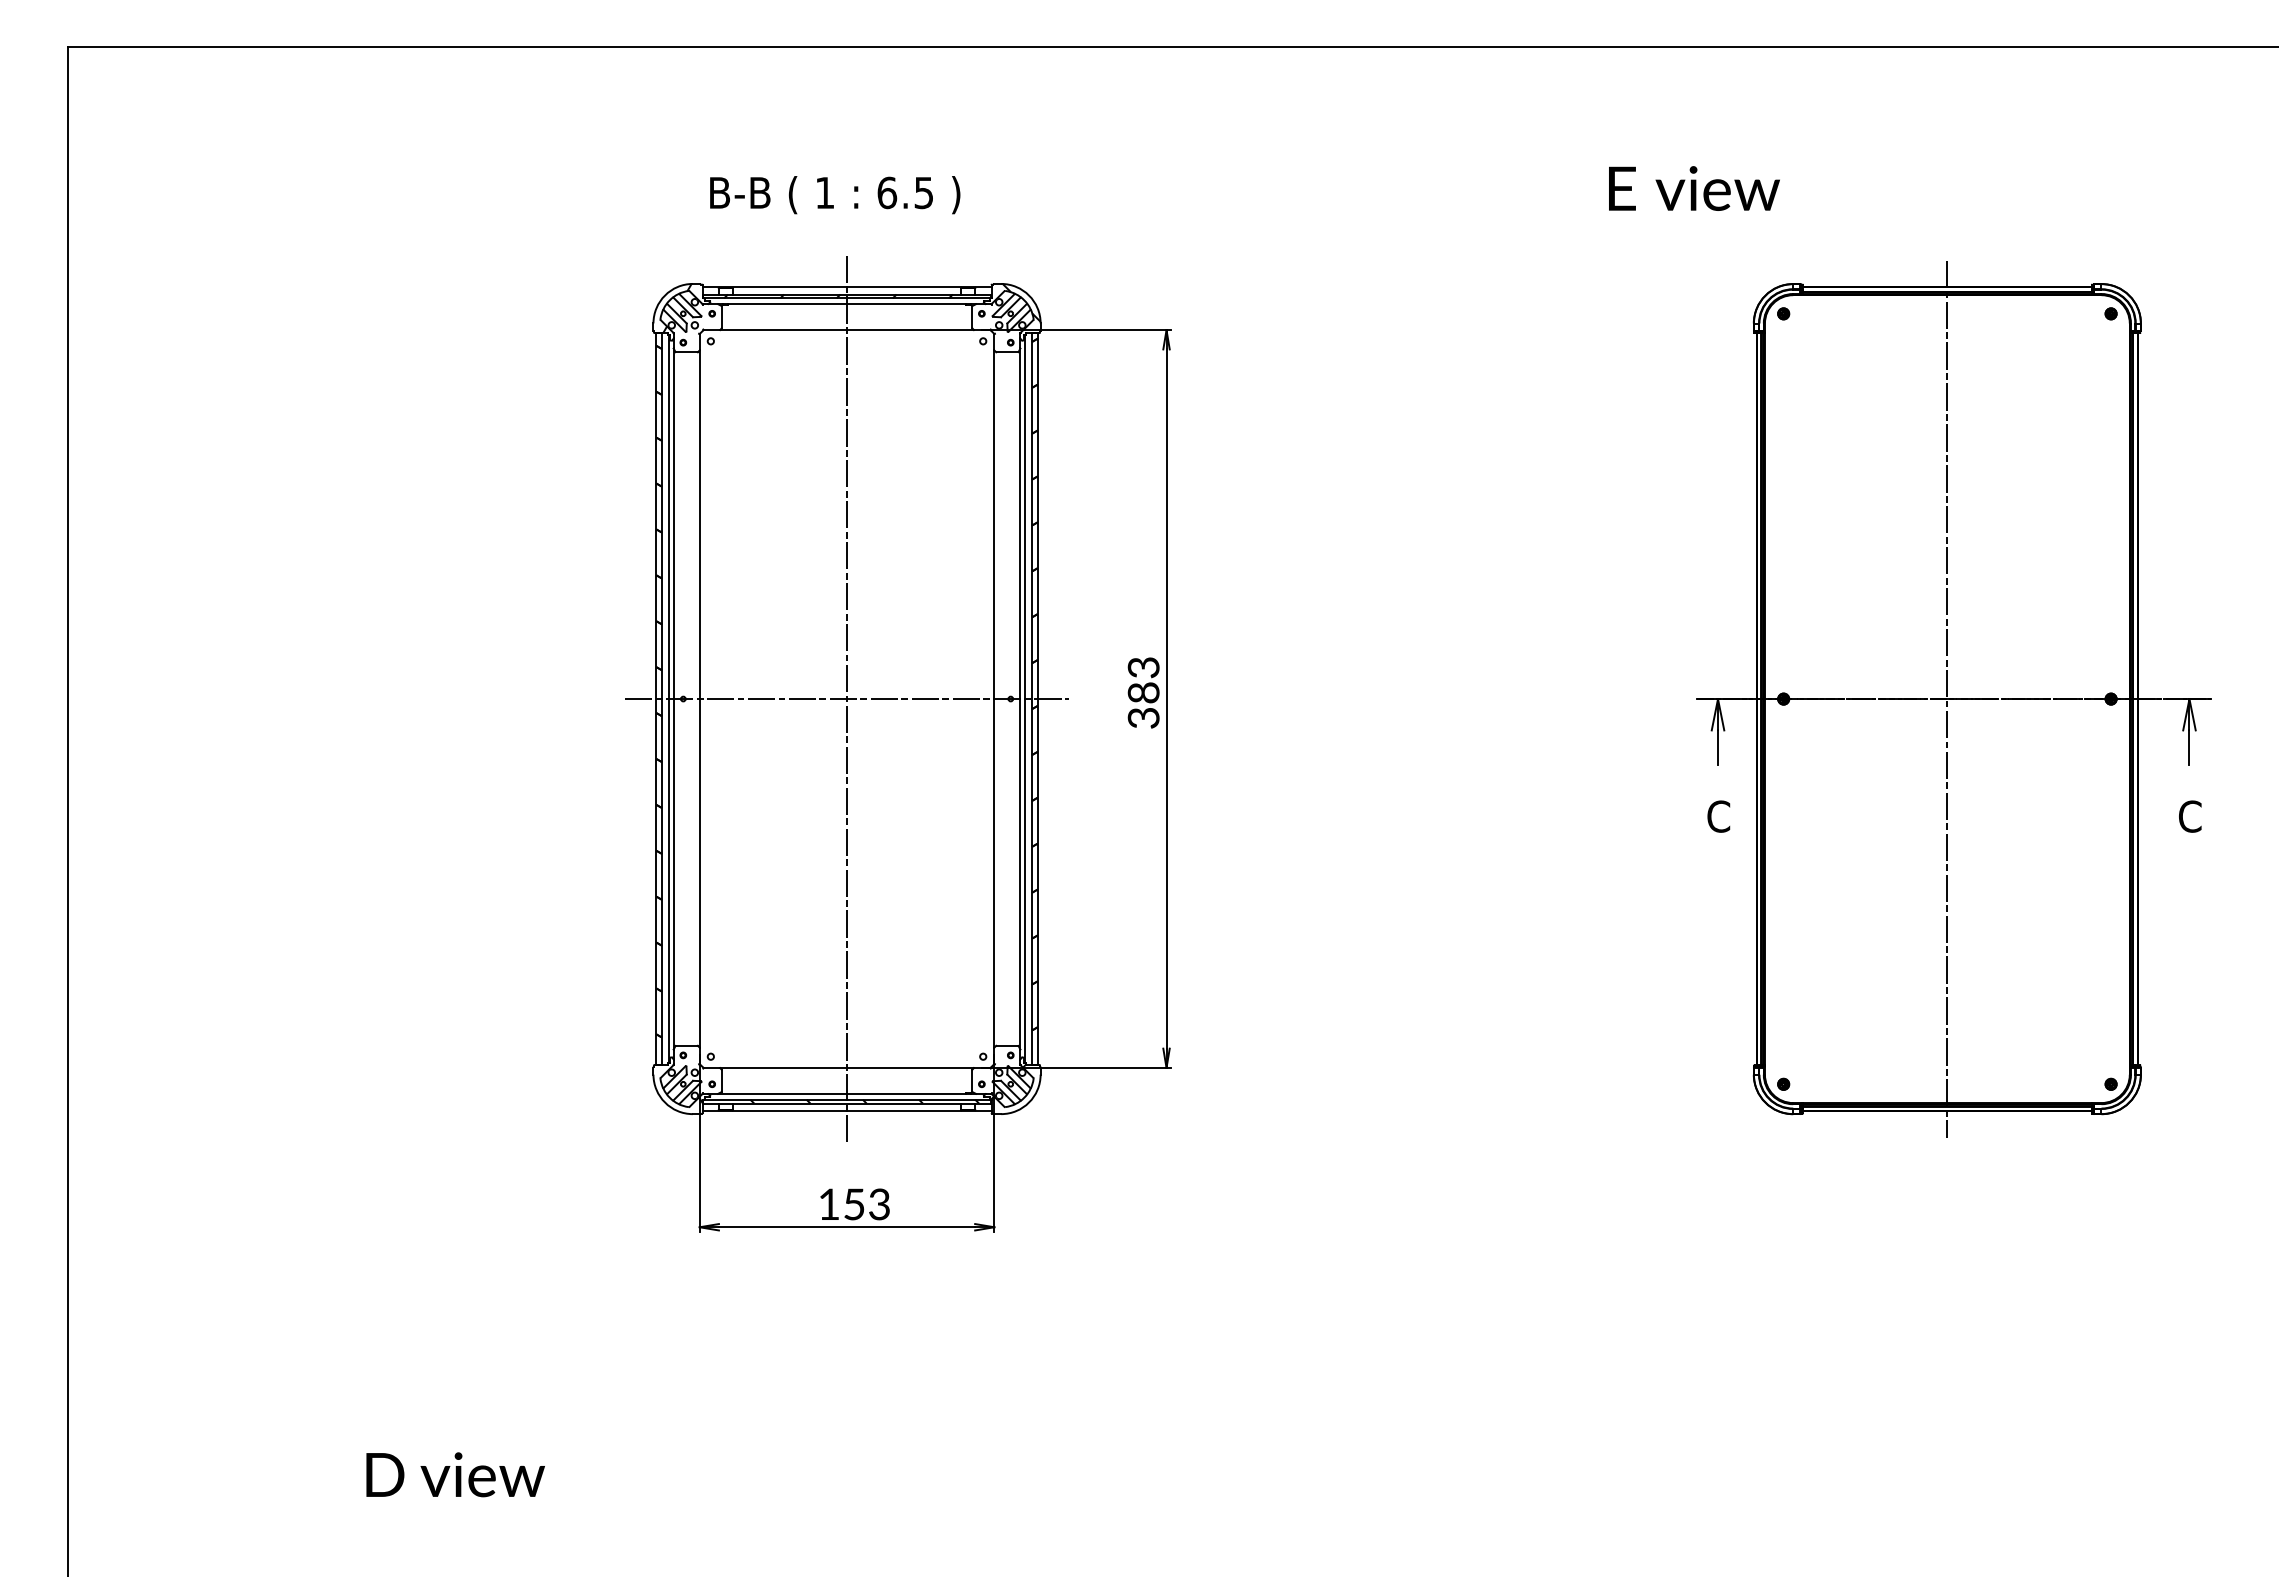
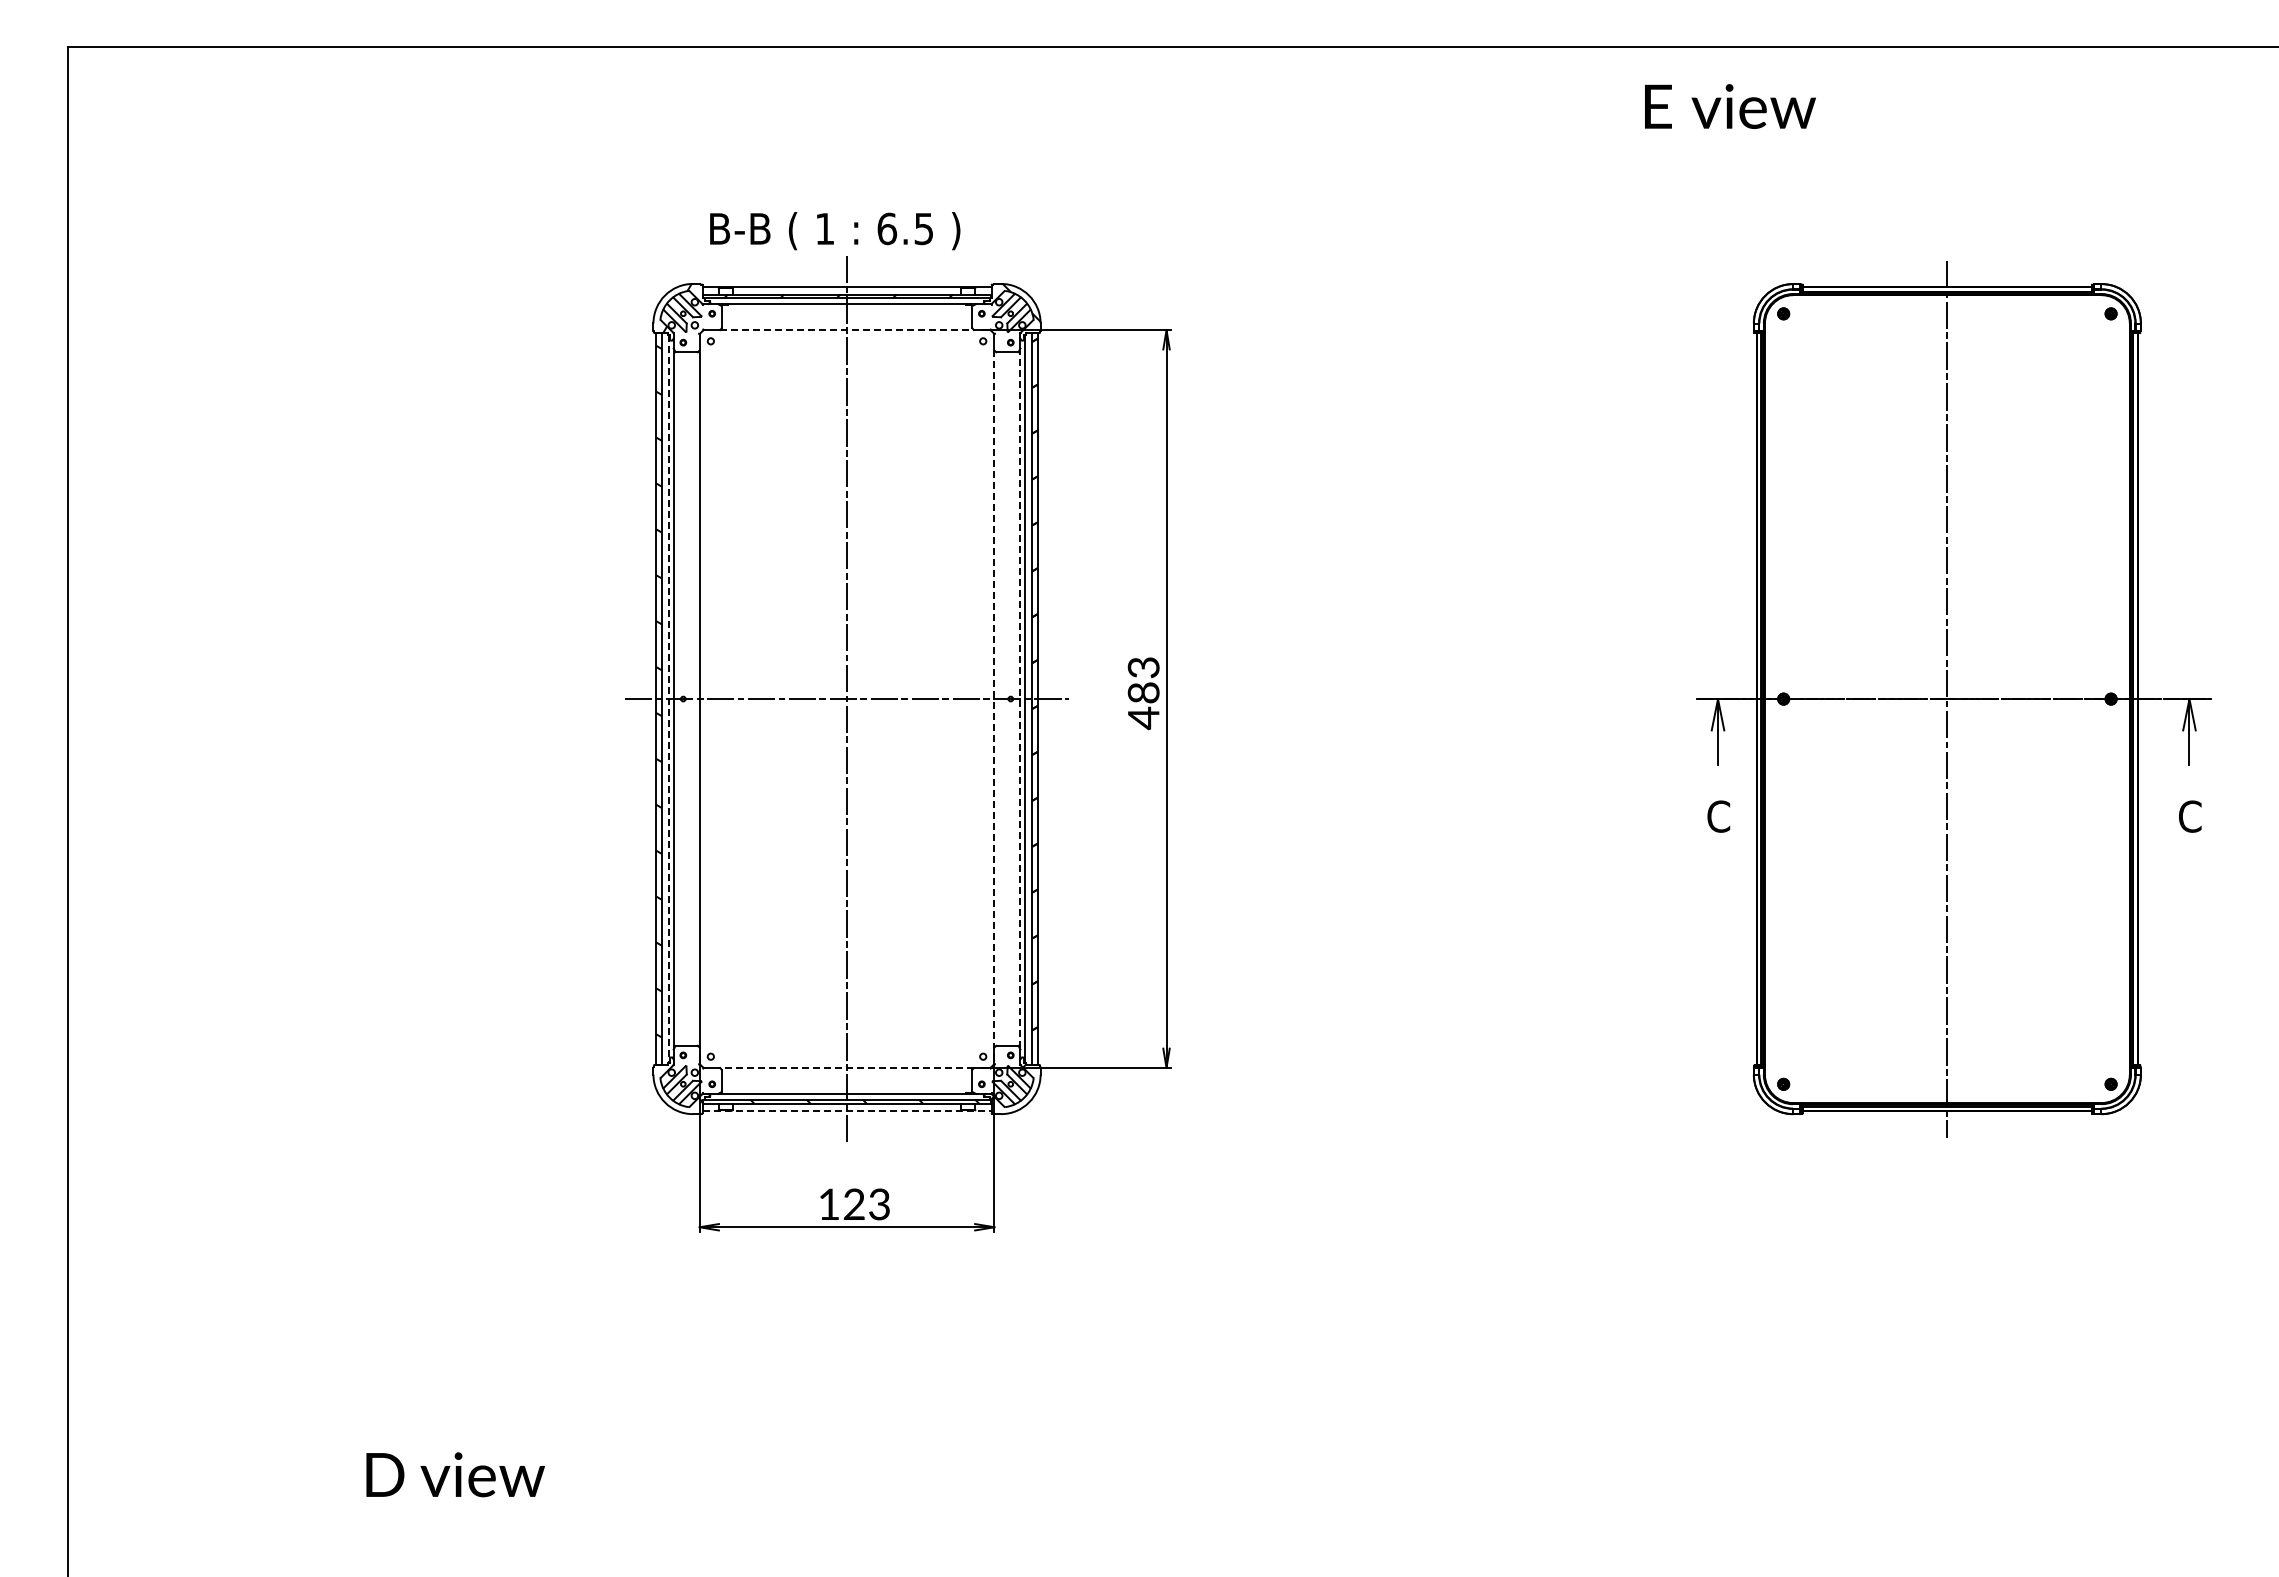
text position: (1694, 188) -> (1730, 106) (1730, 106)
text position: (835, 195) -> (835, 231) (835, 231)
line: solid -> dashed (847, 330)
hatch: present -> none (659, 691)
line: solid -> dashed (668, 699)
line: solid -> dashed (994, 699)
line: solid -> dashed (1020, 699)
text: 383 -> 483 (1143, 718)
line: solid -> dashed (846, 1067)
line: solid -> dashed (847, 1111)
text: 153 -> 123 (853, 1204)
